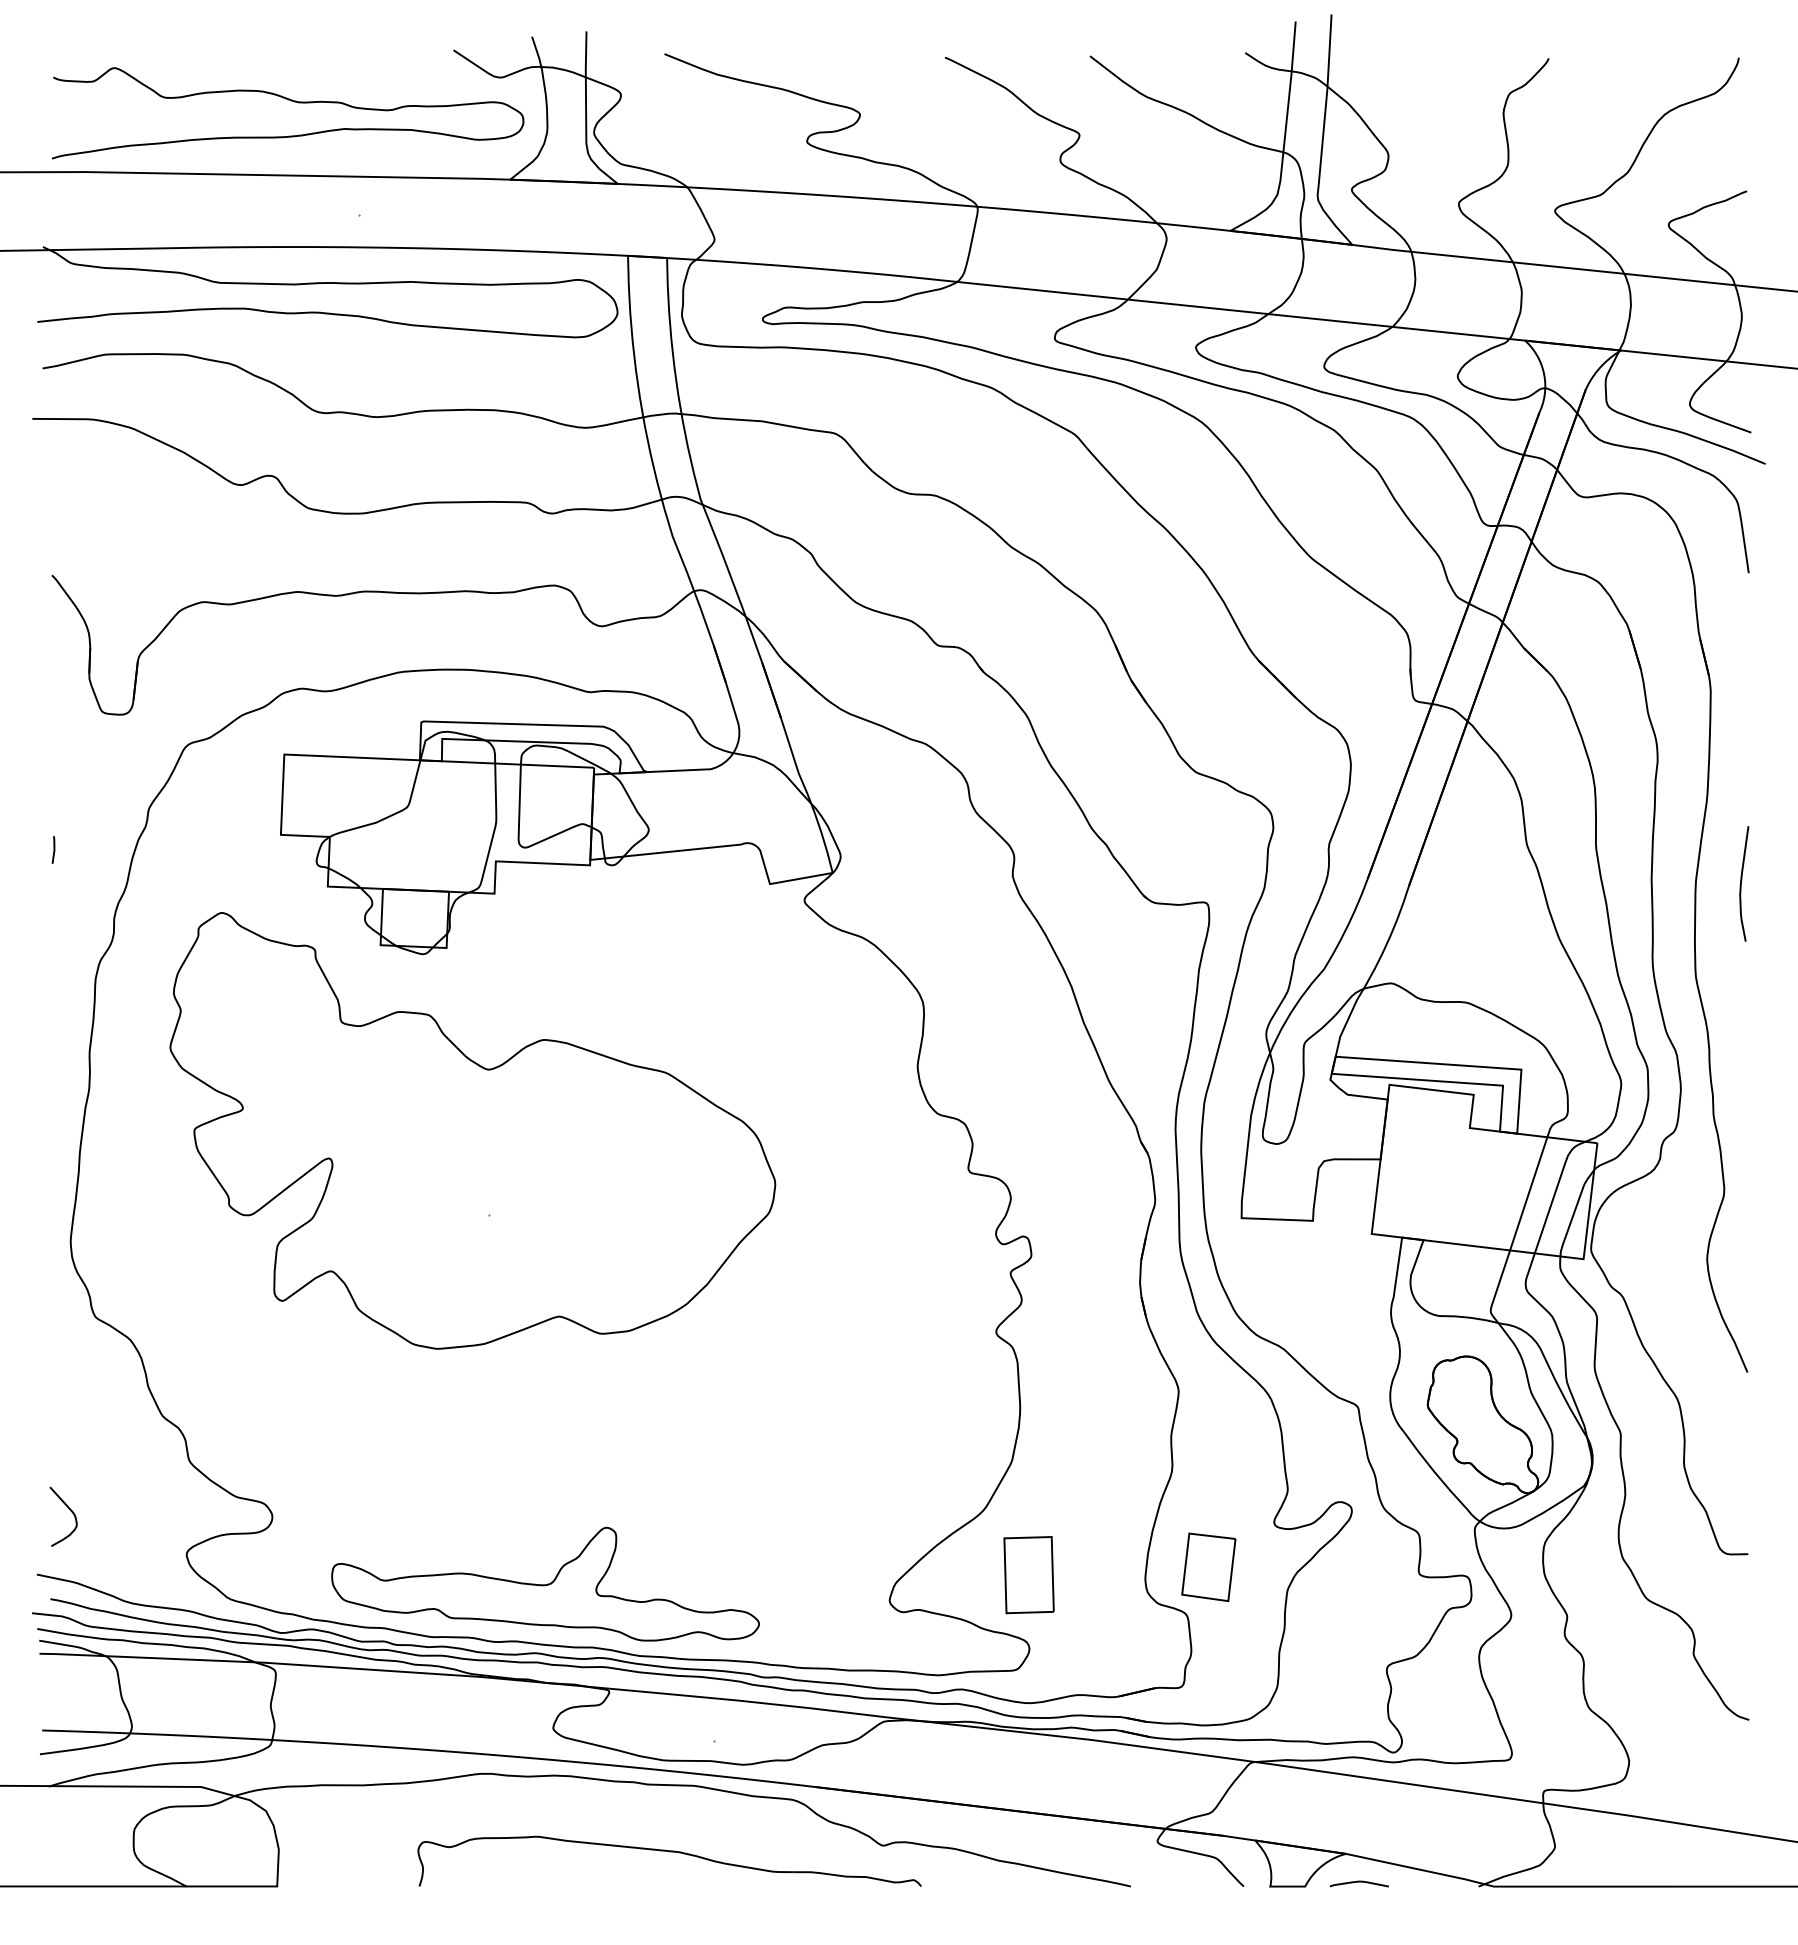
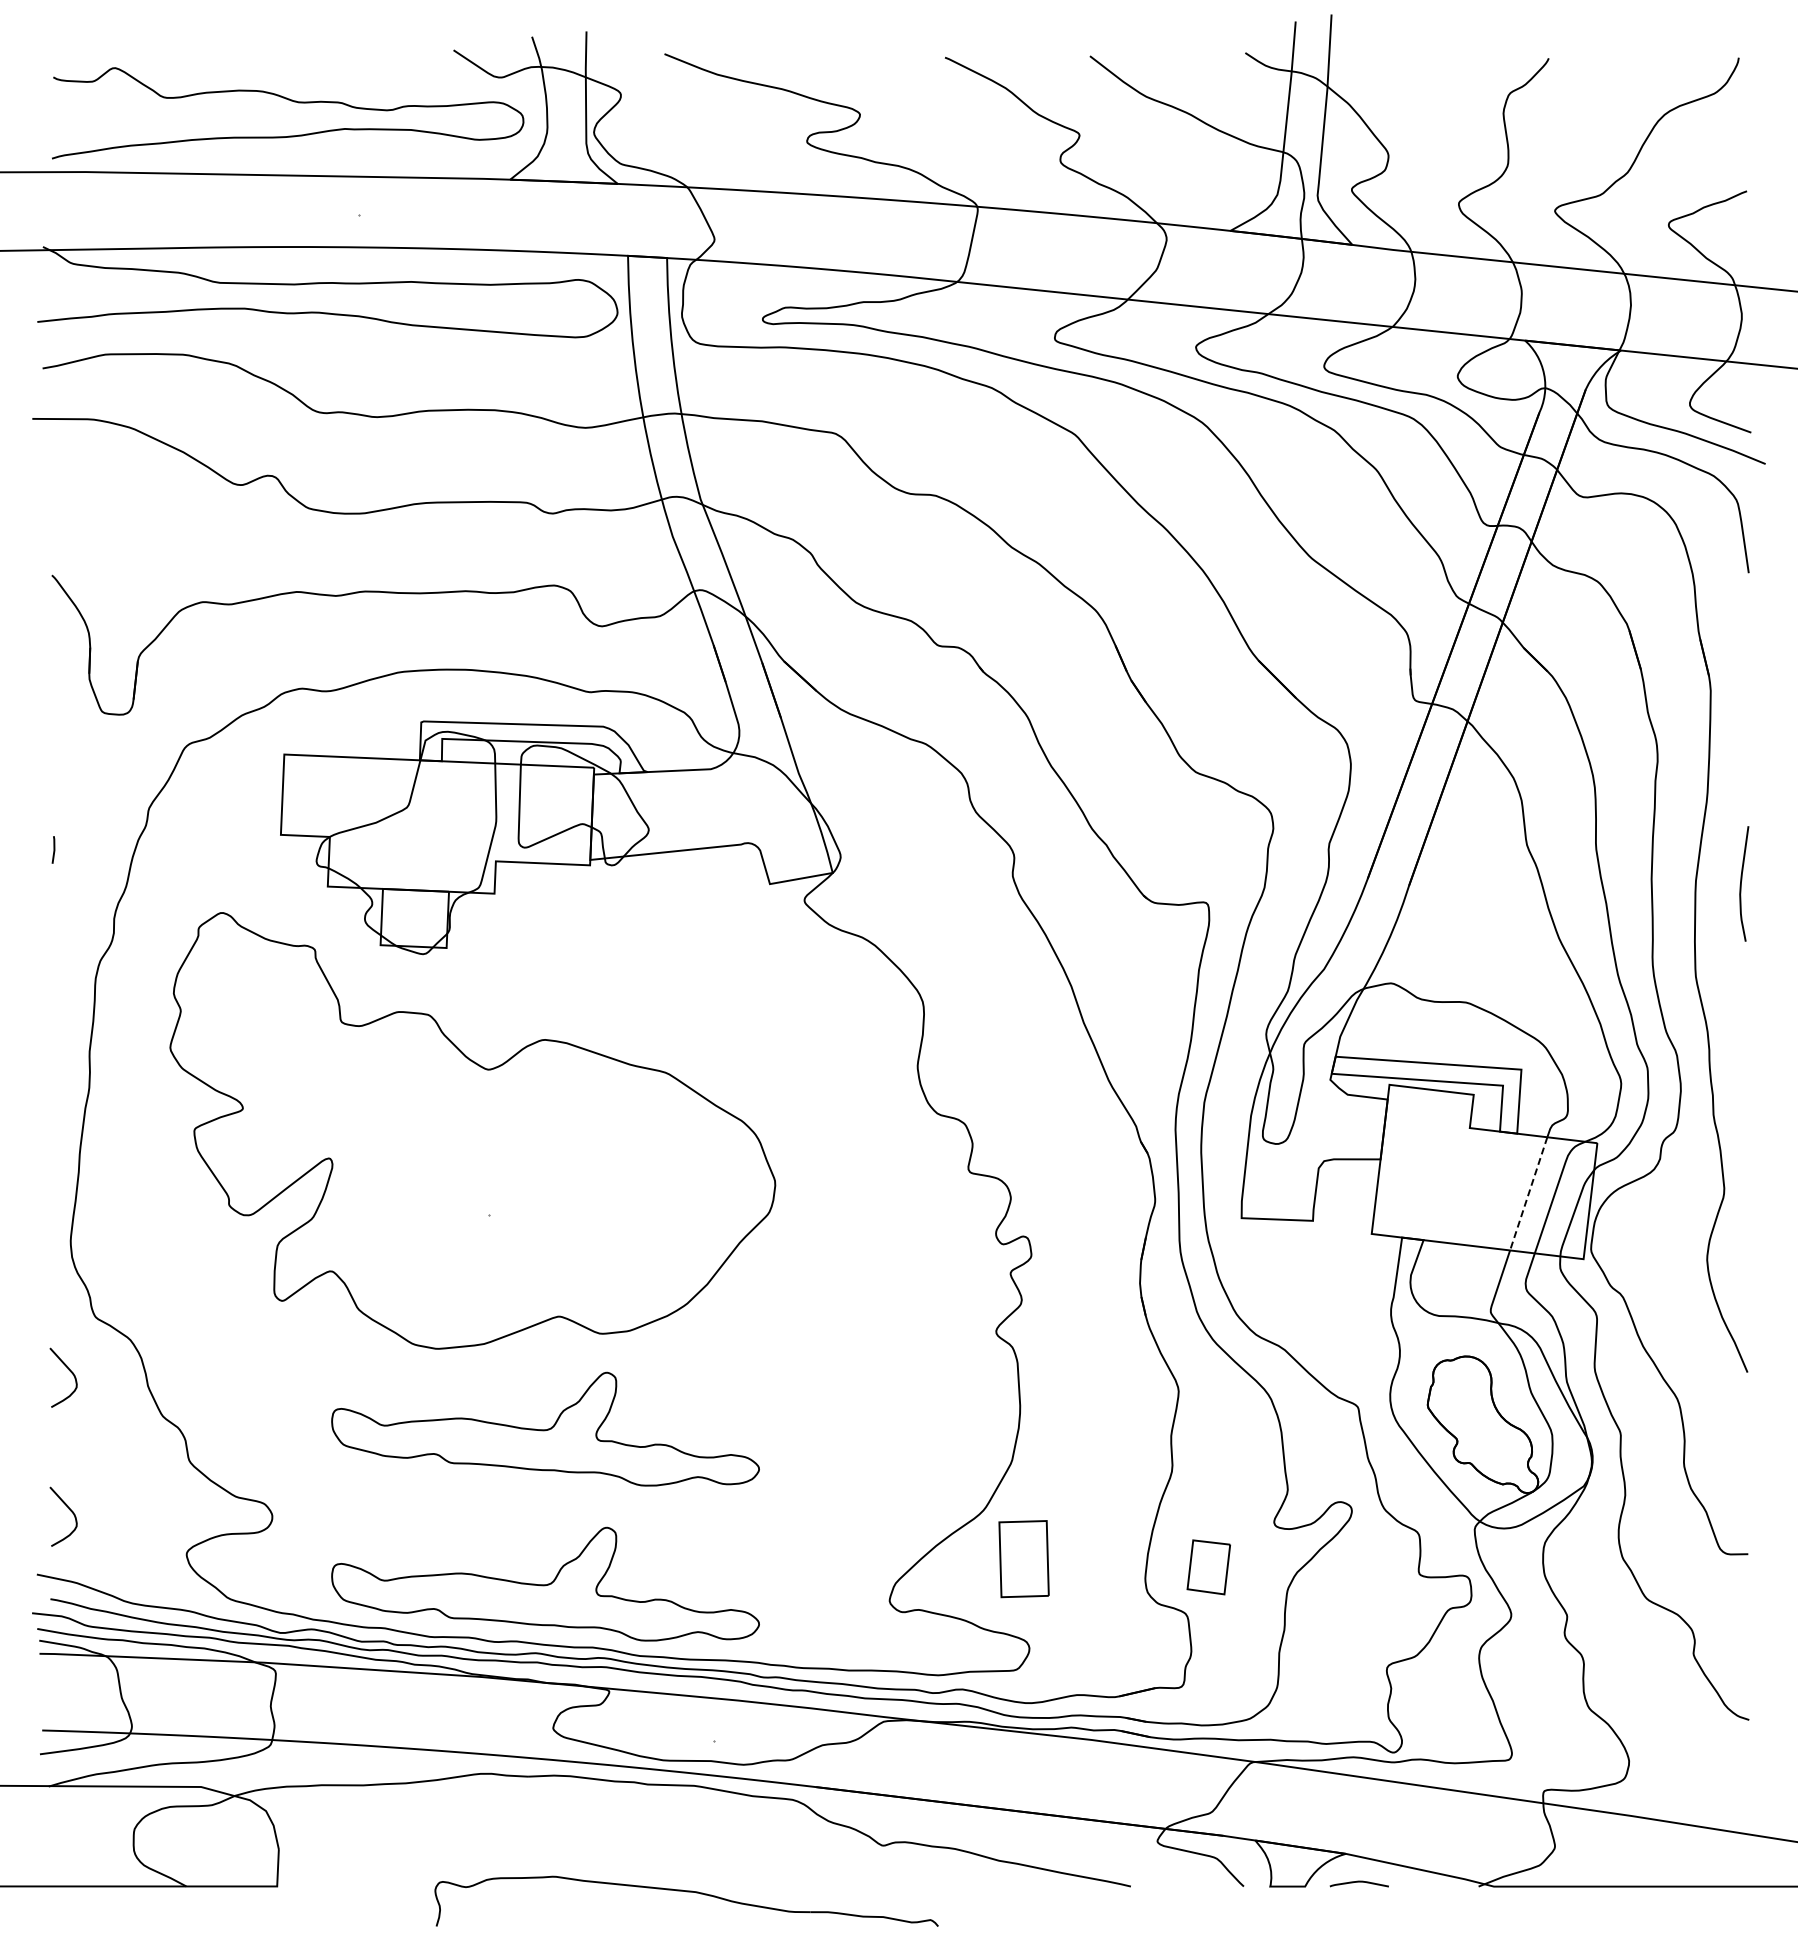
line: solid -> dashed (1528, 1193)
curve: none -> present (69, 1371)
part: none -> present (545, 1428)
part size: 56x71 px -> 45x57 px (1208, 1567)
part position: (1028, 1575) -> (1023, 1559) (1023, 1559)
part position: (669, 1852) -> (686, 1892) (686, 1892)
